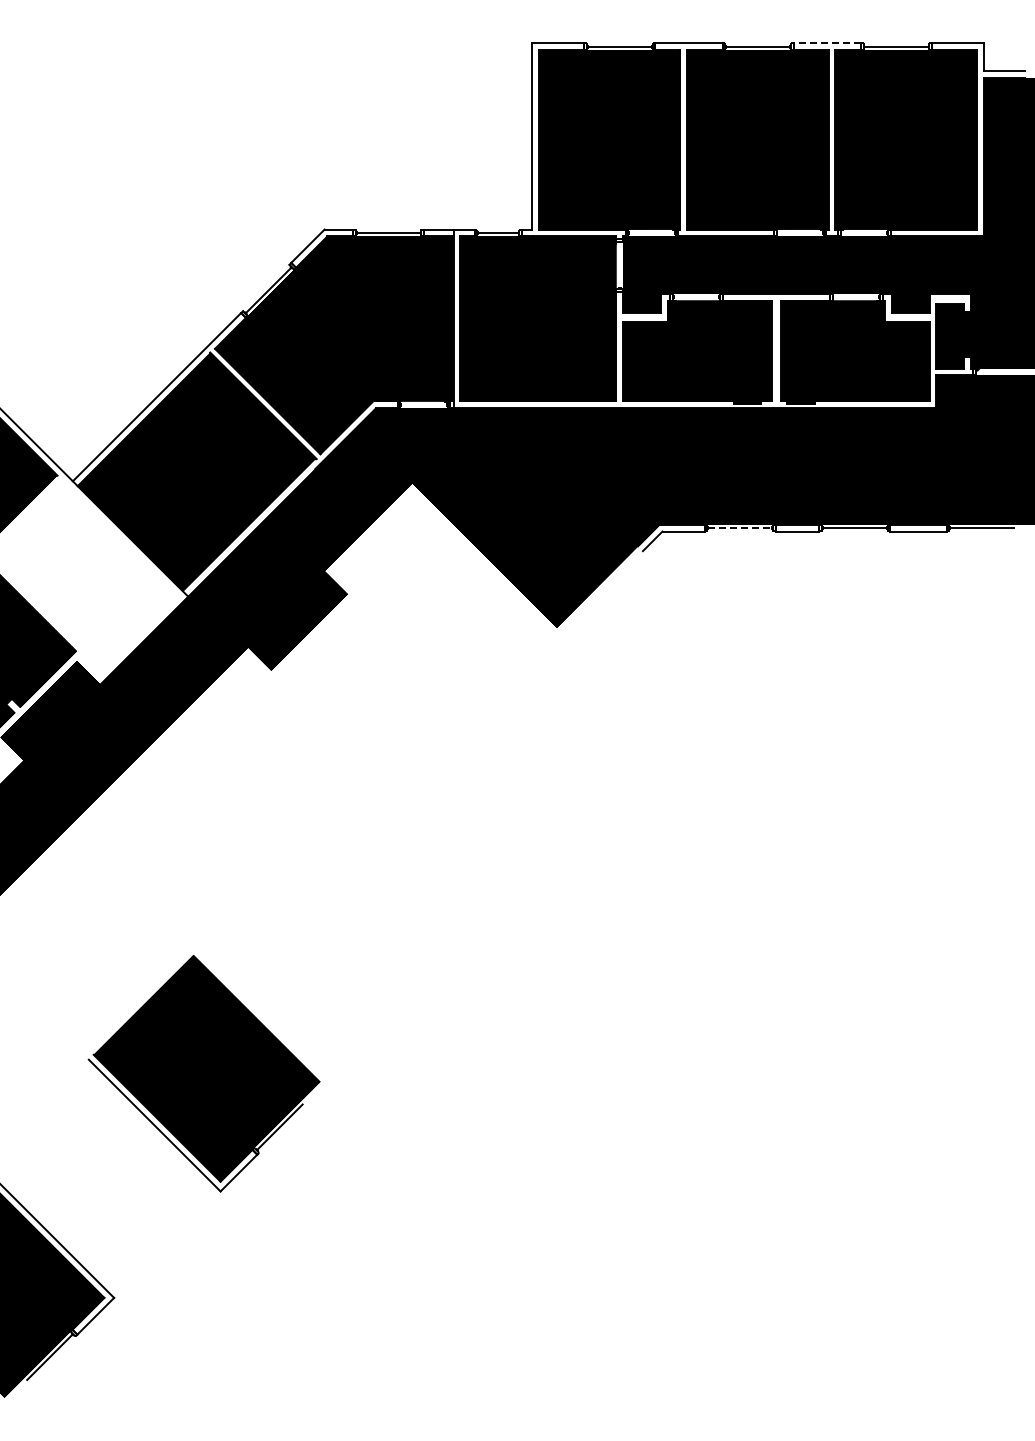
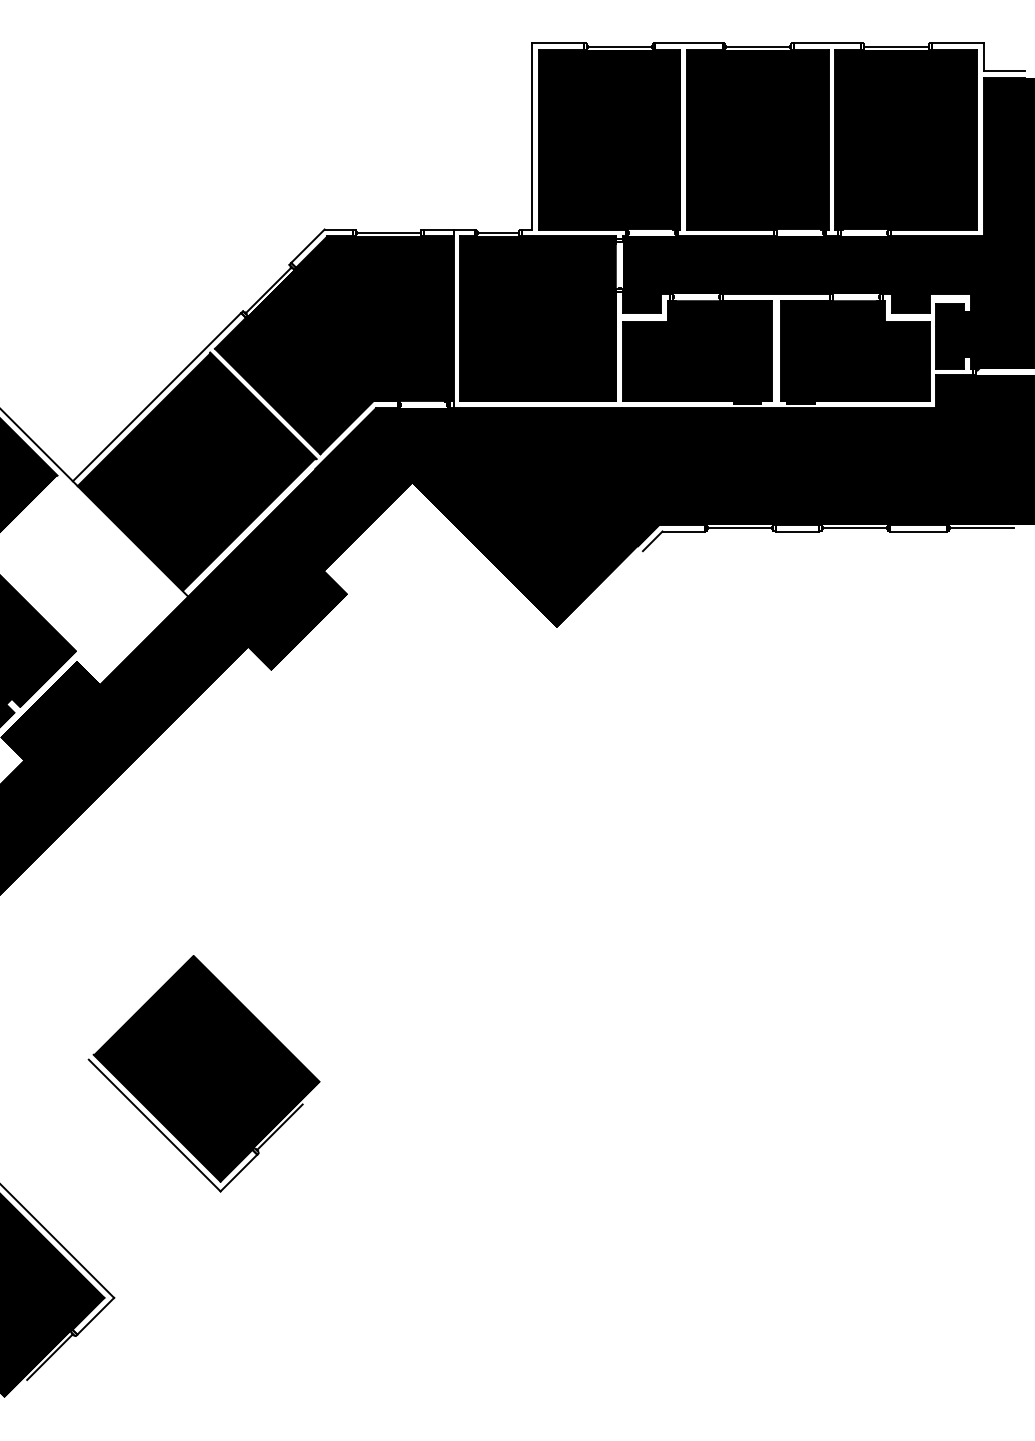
line: dashed -> solid (827, 43)
line: dashed -> solid (740, 528)
